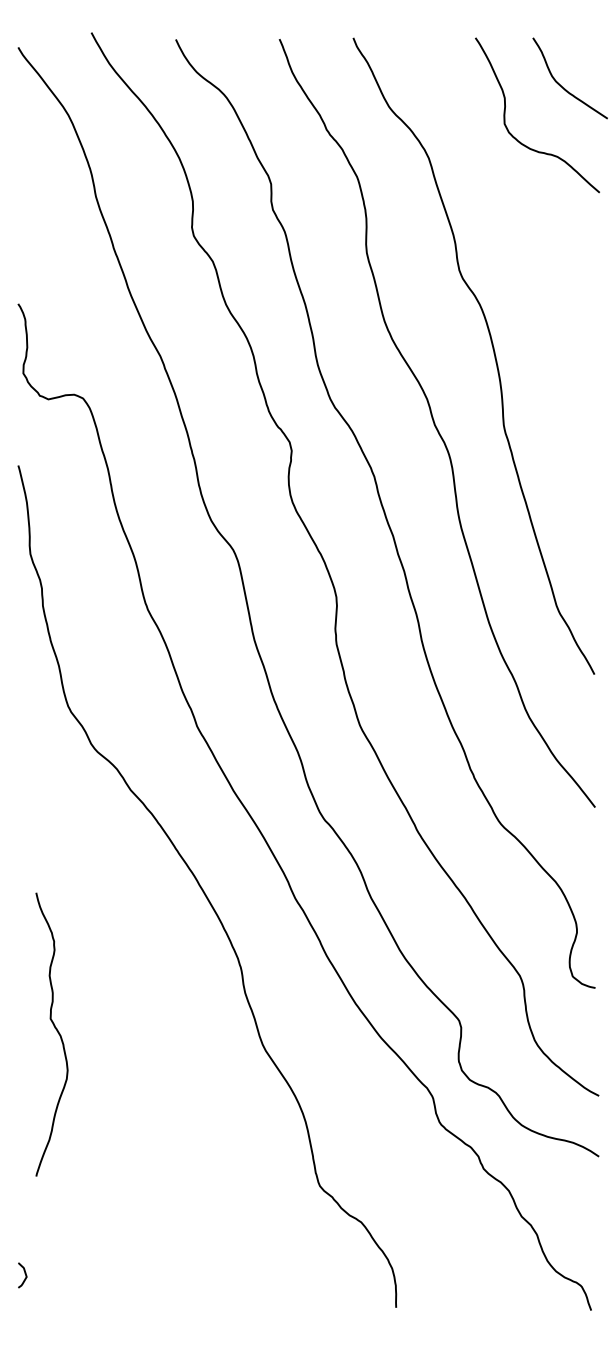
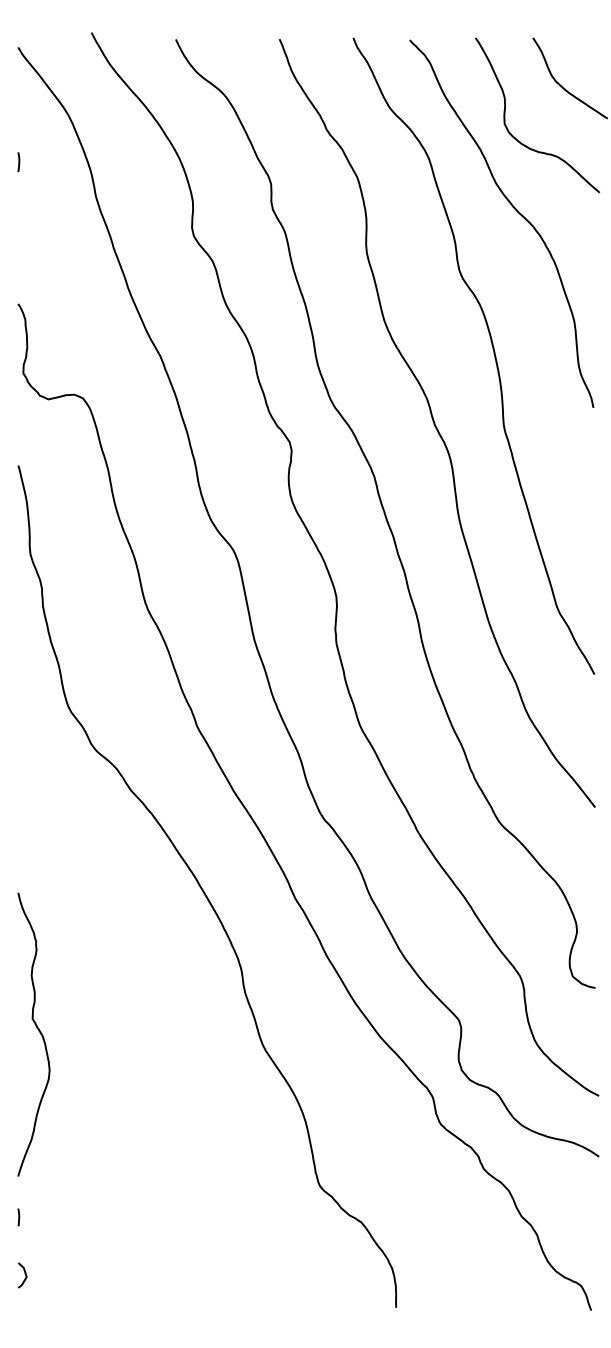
line: none -> present (18, 161)
curve: none -> present (514, 209)
curve position: (56, 1031) -> (38, 1031) (38, 1031)
line: none -> present (18, 1217)
